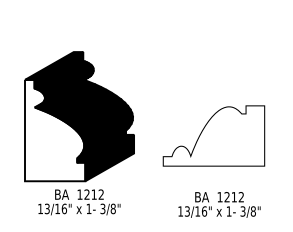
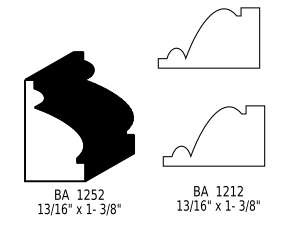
part: none -> present (208, 37)
text: 1212 -> 1252 (93, 194)
text position: (219, 204) -> (218, 198) (218, 198)
